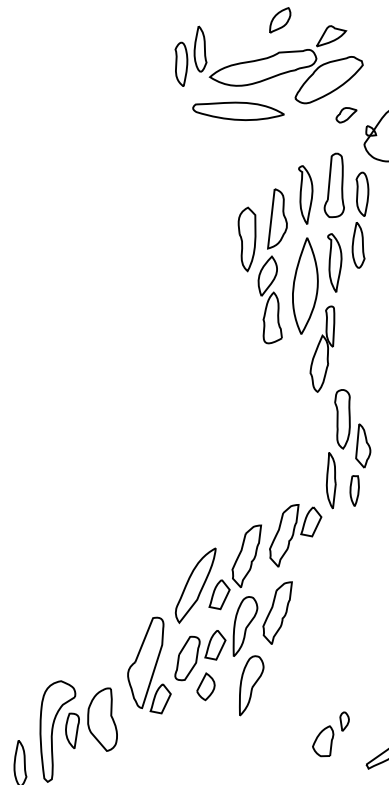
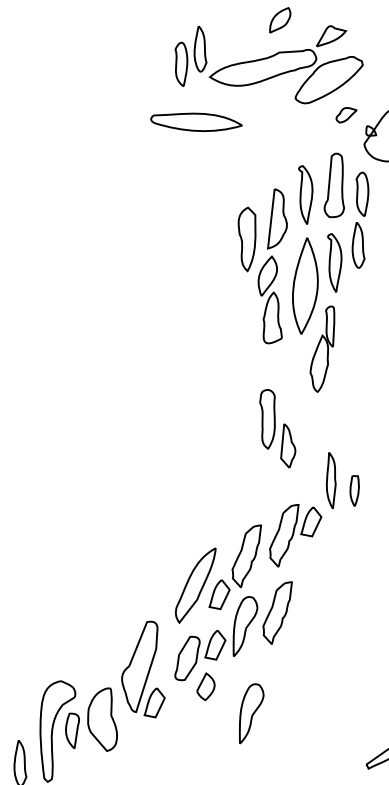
part position: (238, 110) -> (196, 121) (196, 121)
part position: (352, 428) -> (277, 428) (277, 428)
part position: (149, 665) -> (143, 669) (143, 669)
part position: (251, 685) -> (251, 713) (251, 713)
part: present -> none (330, 734)
